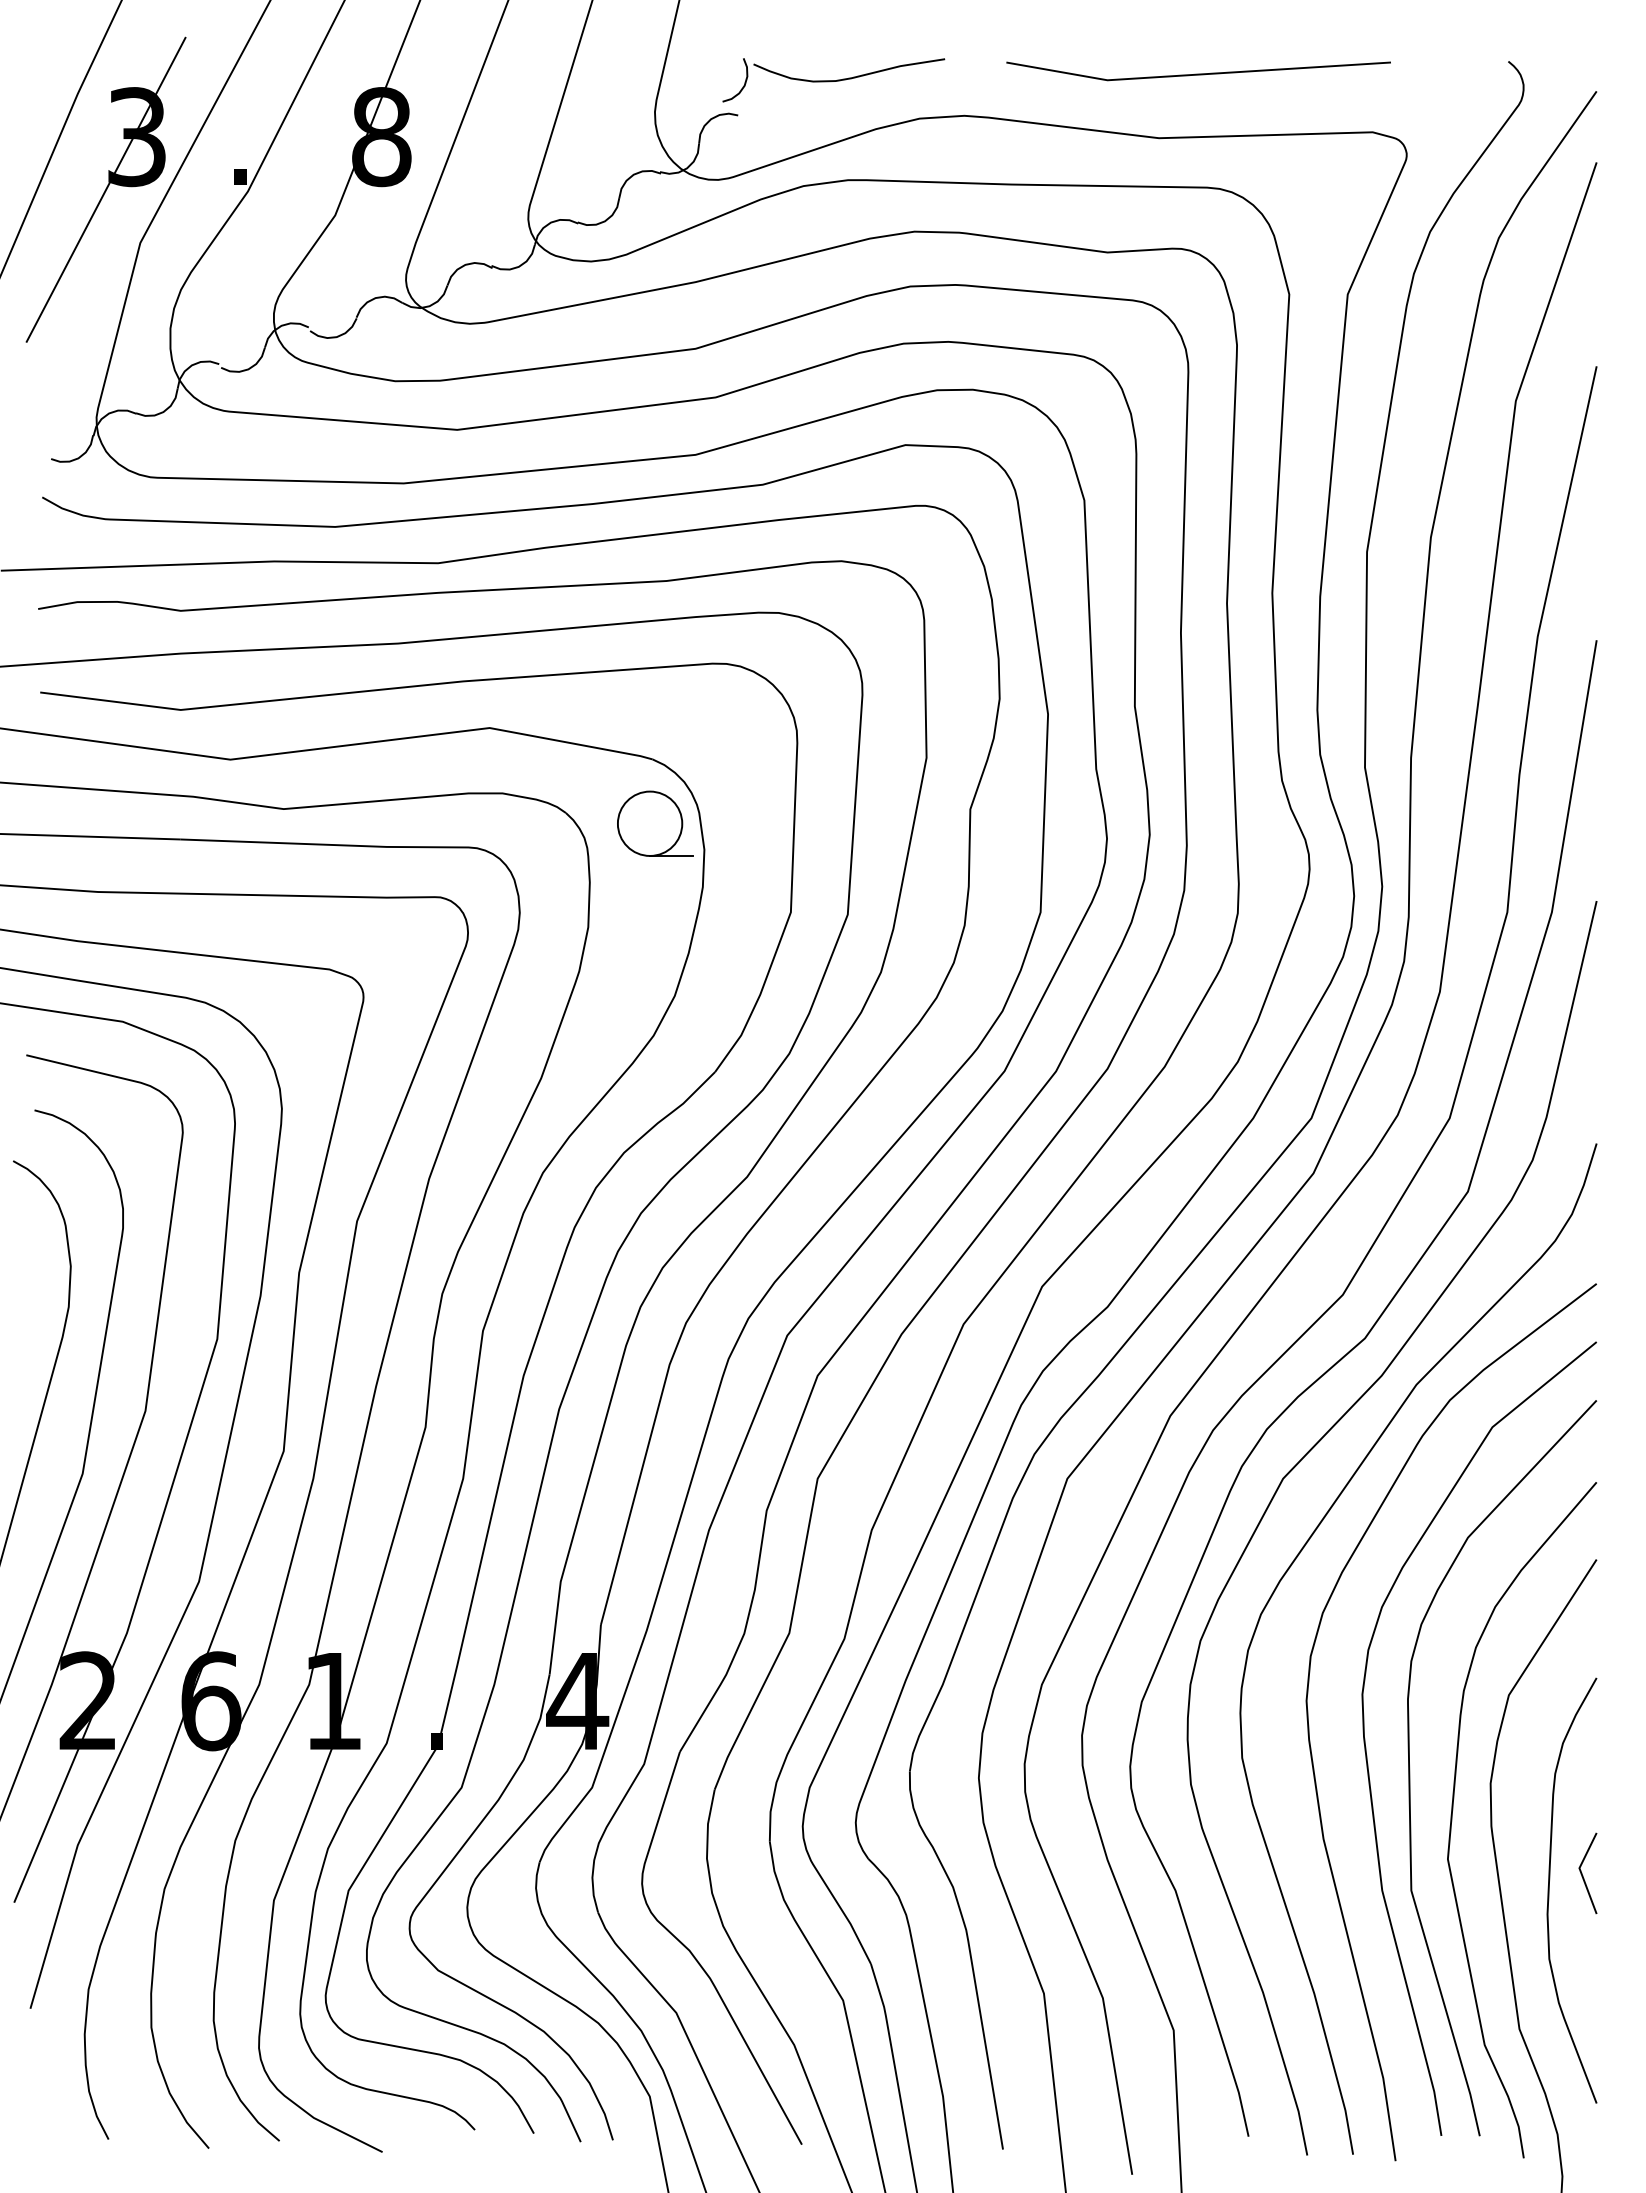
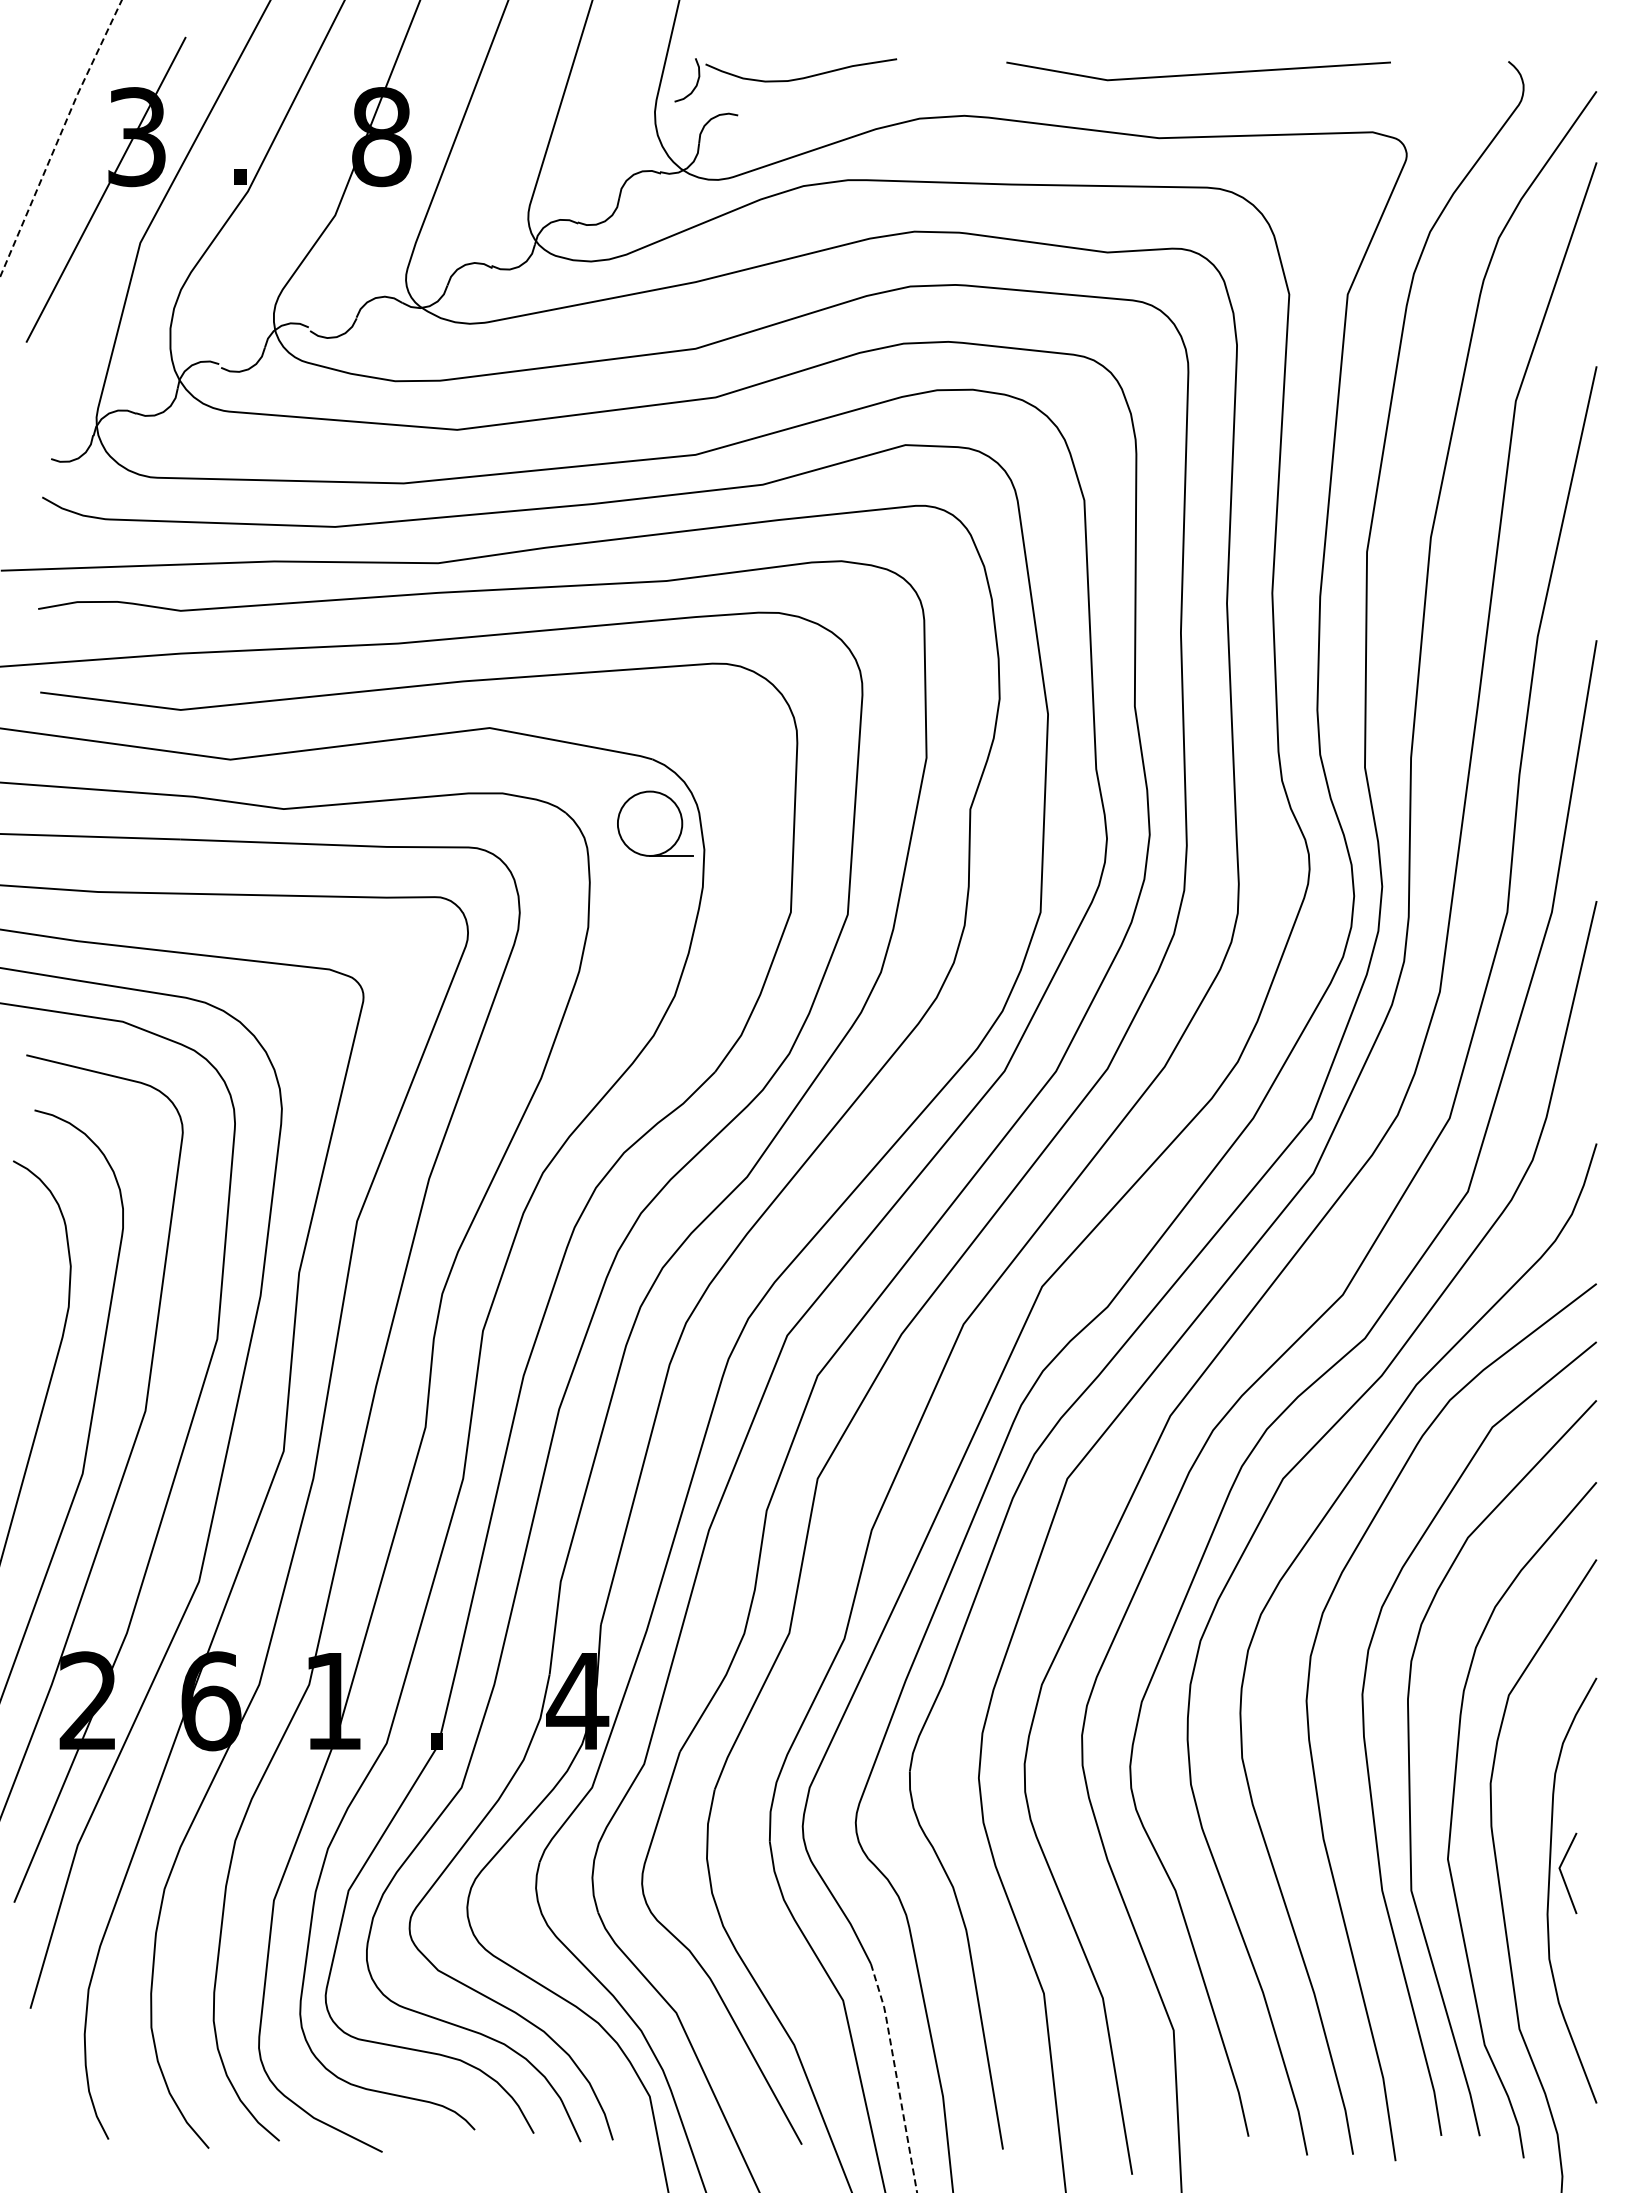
part position: (833, 80) -> (785, 80) (785, 80)
line: solid -> dashed (59, 137)
line position: (1583, 1875) -> (1563, 1875) (1563, 1875)
line: solid -> dashed (896, 2076)
